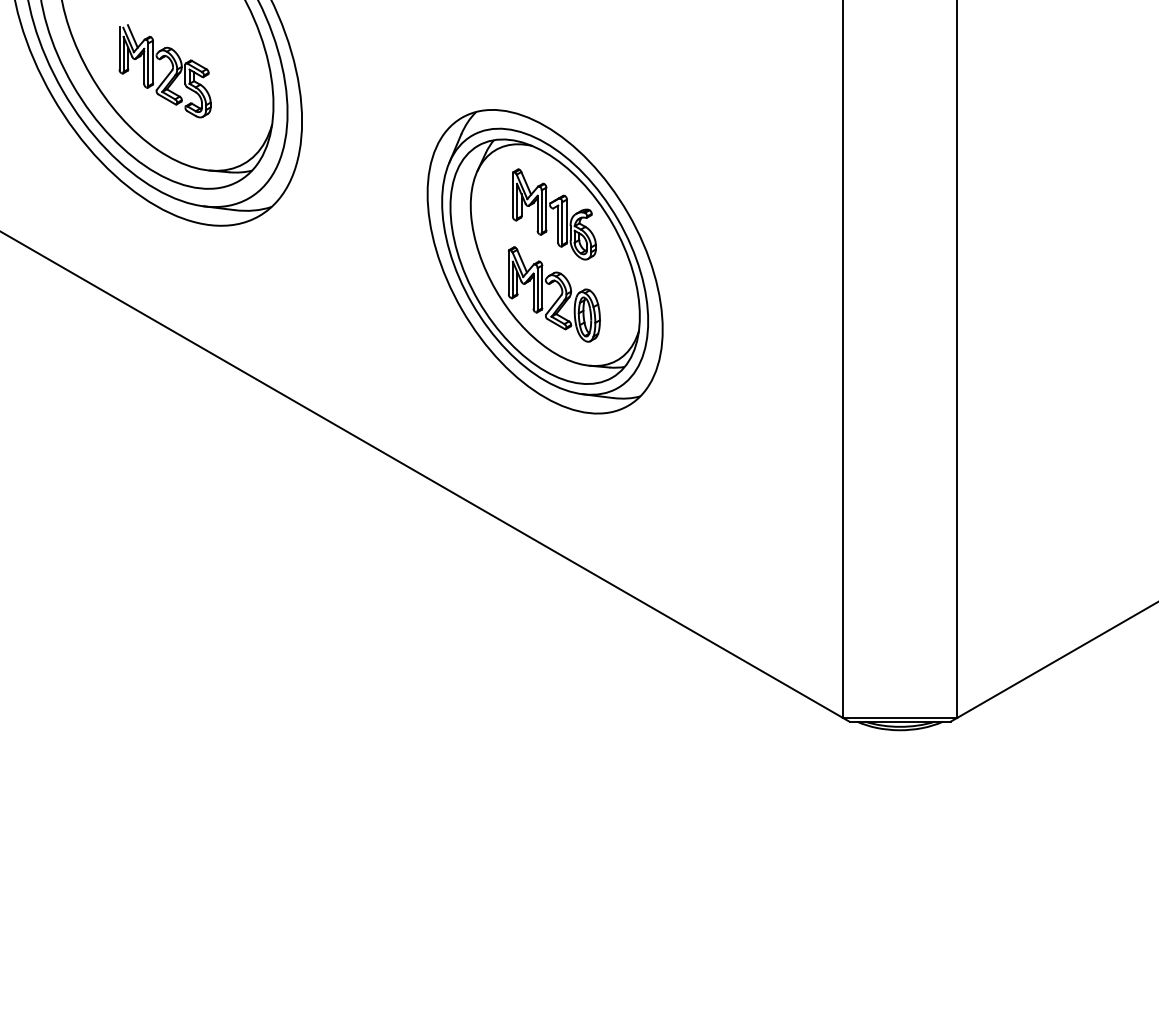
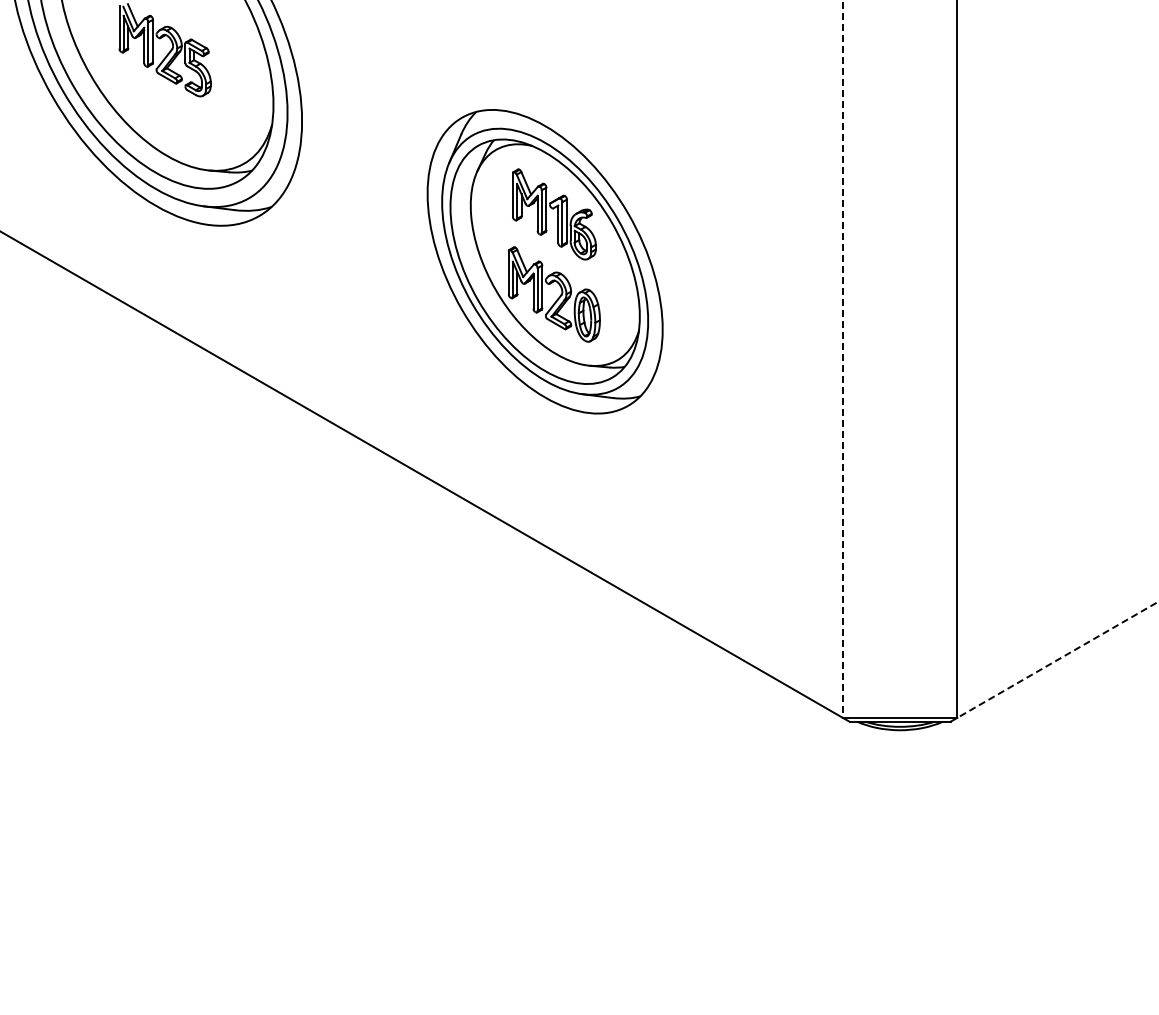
part position: (164, 71) -> (164, 50) (164, 50)
line: solid -> dashed (842, 359)
line: solid -> dashed (1057, 659)
